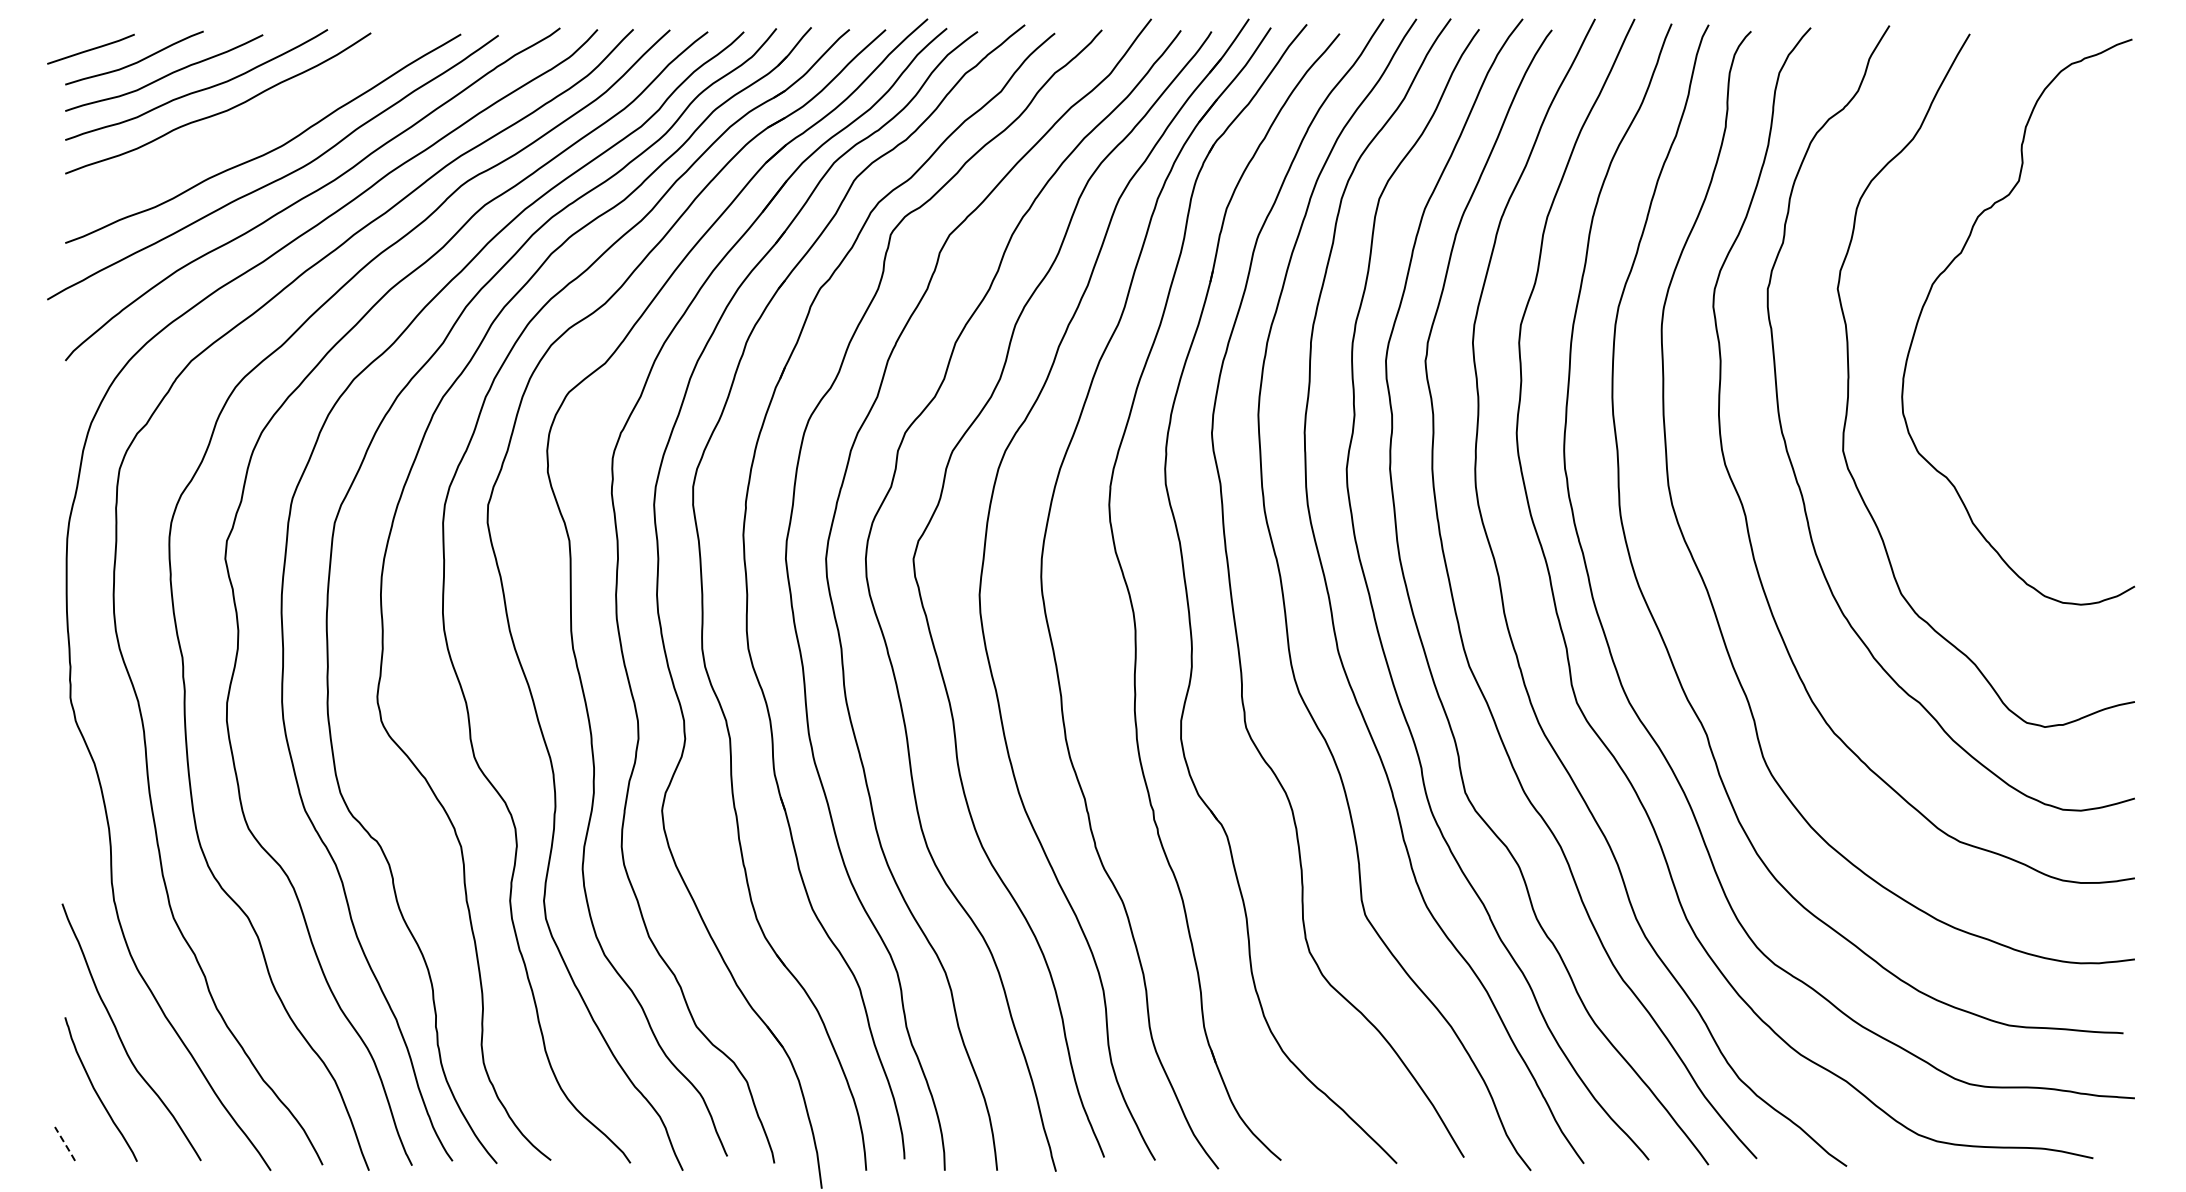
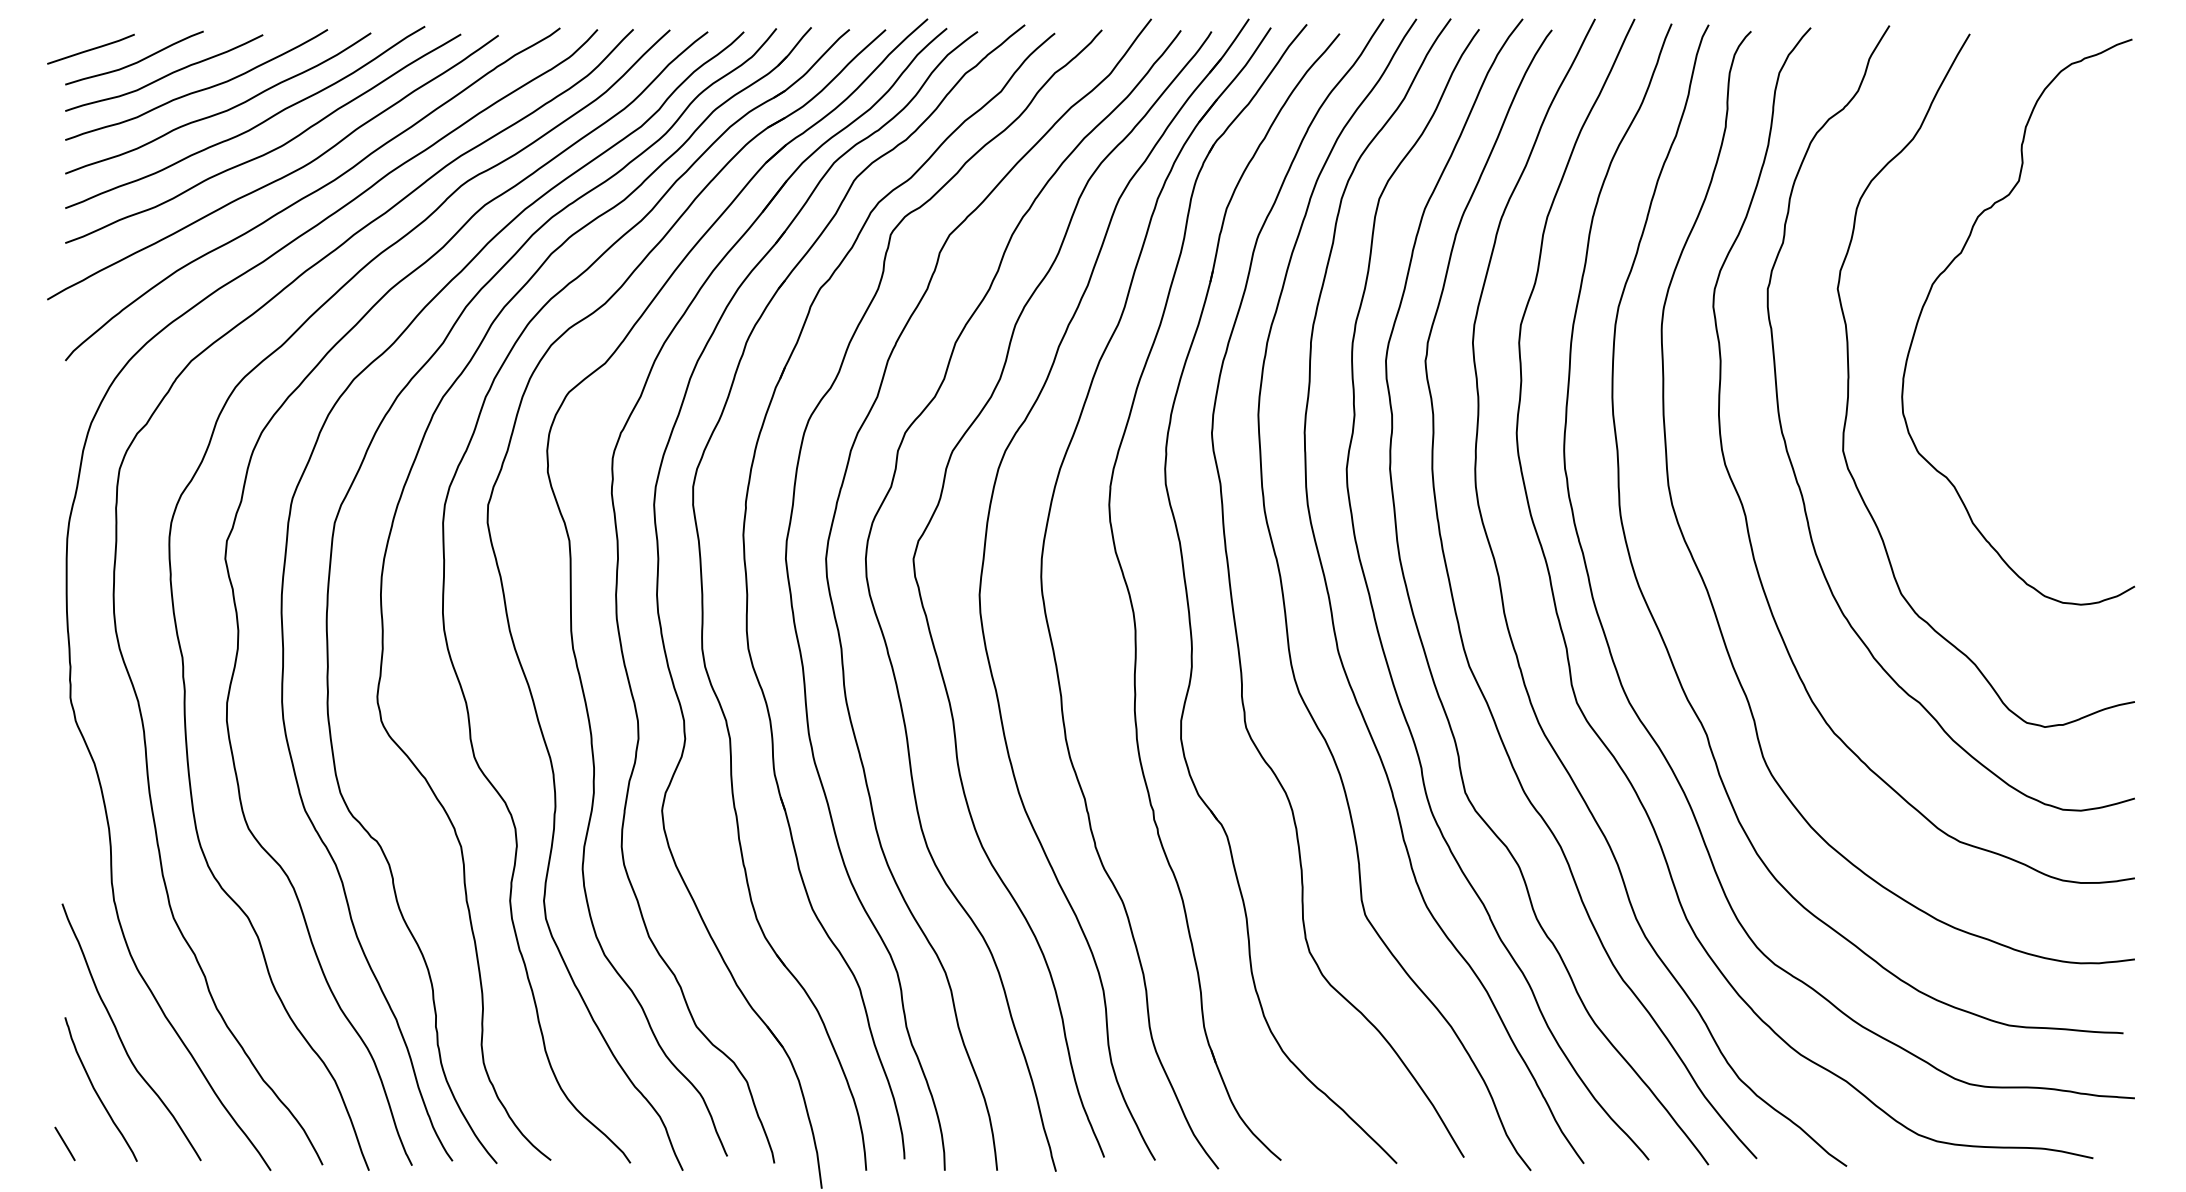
curve: none -> present (253, 126)
line: dashed -> solid (65, 1144)
